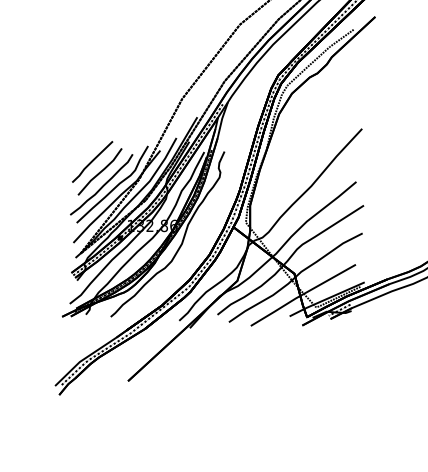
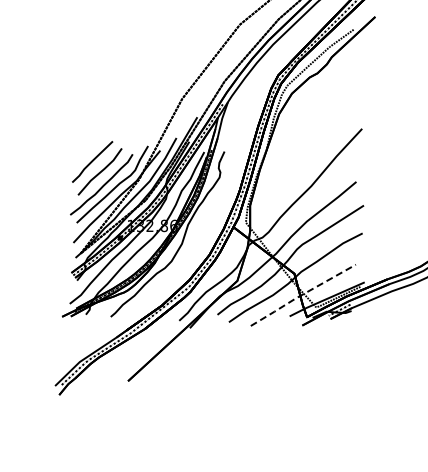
line: solid -> dashed (302, 294)
